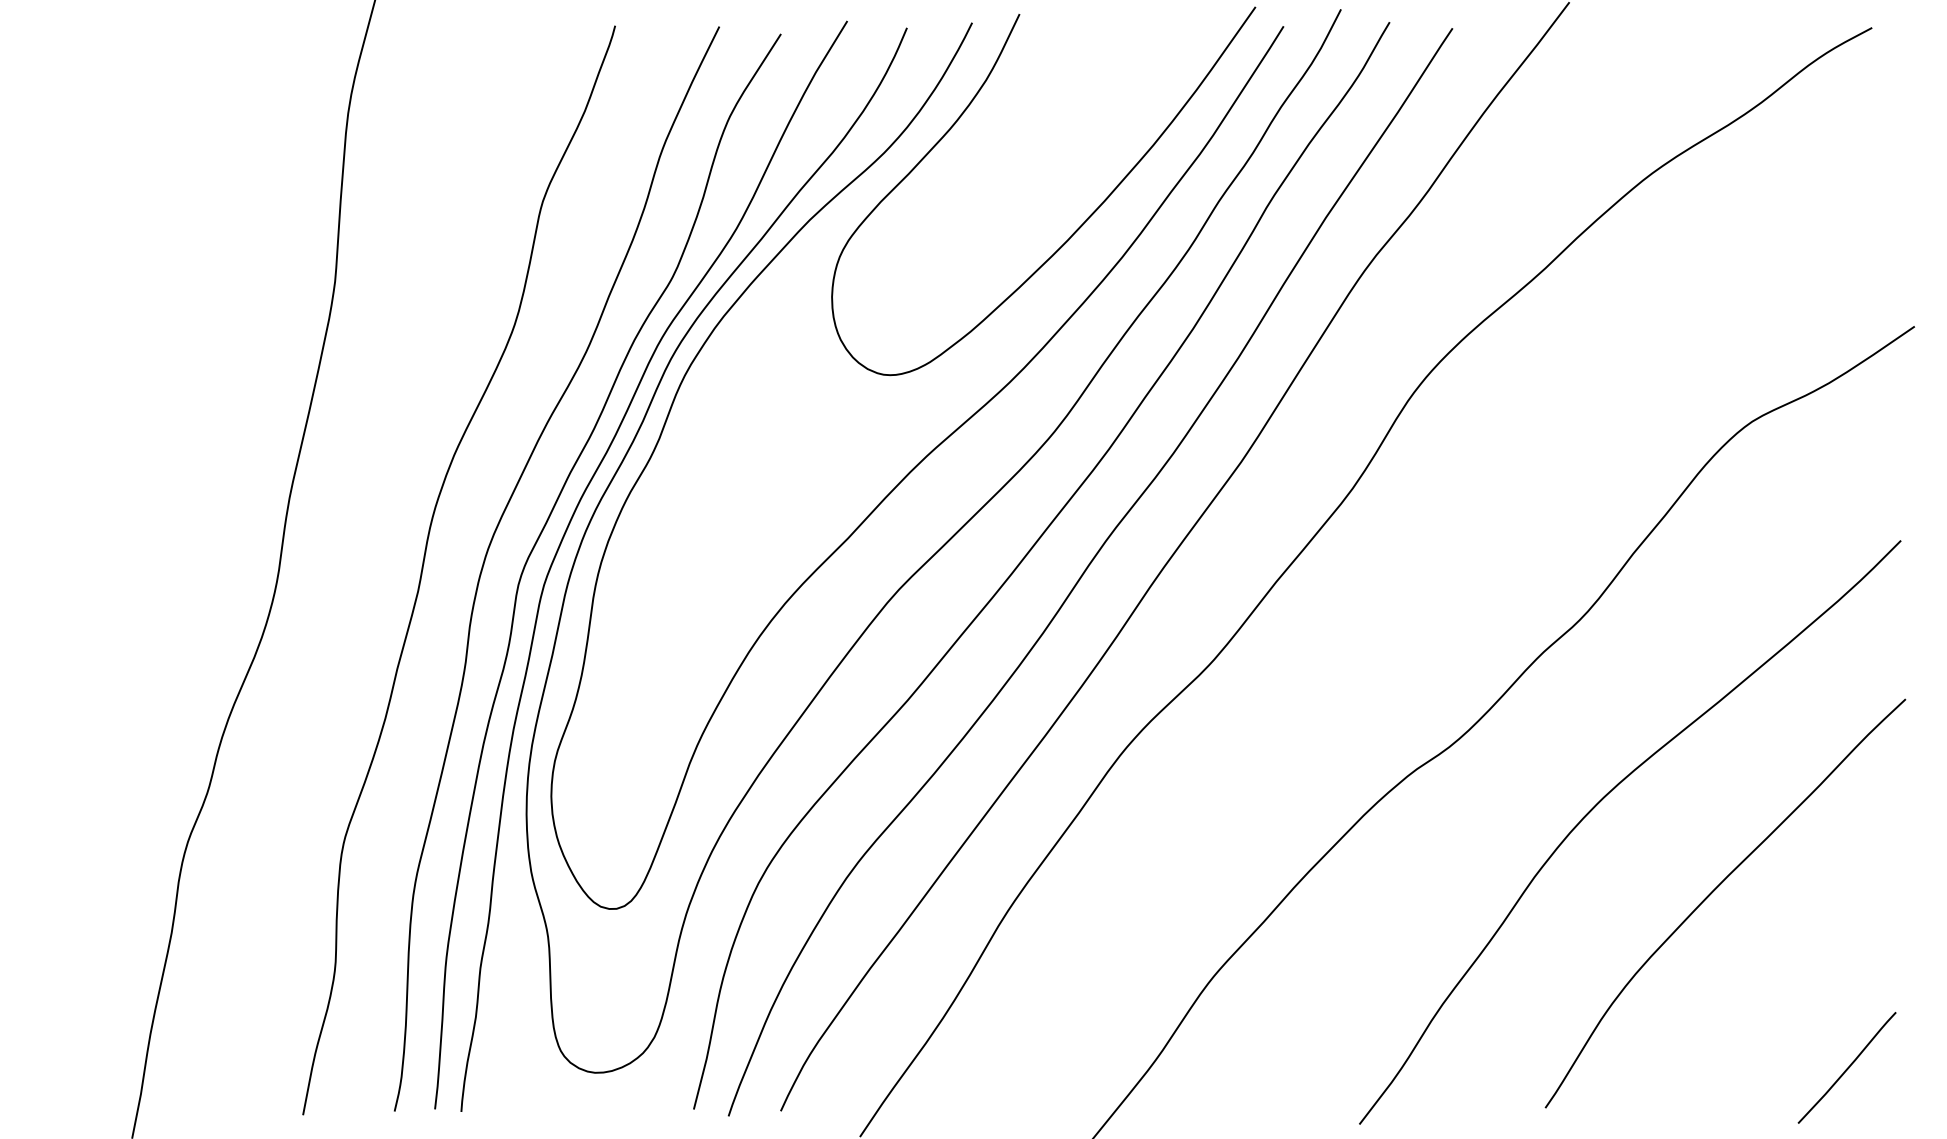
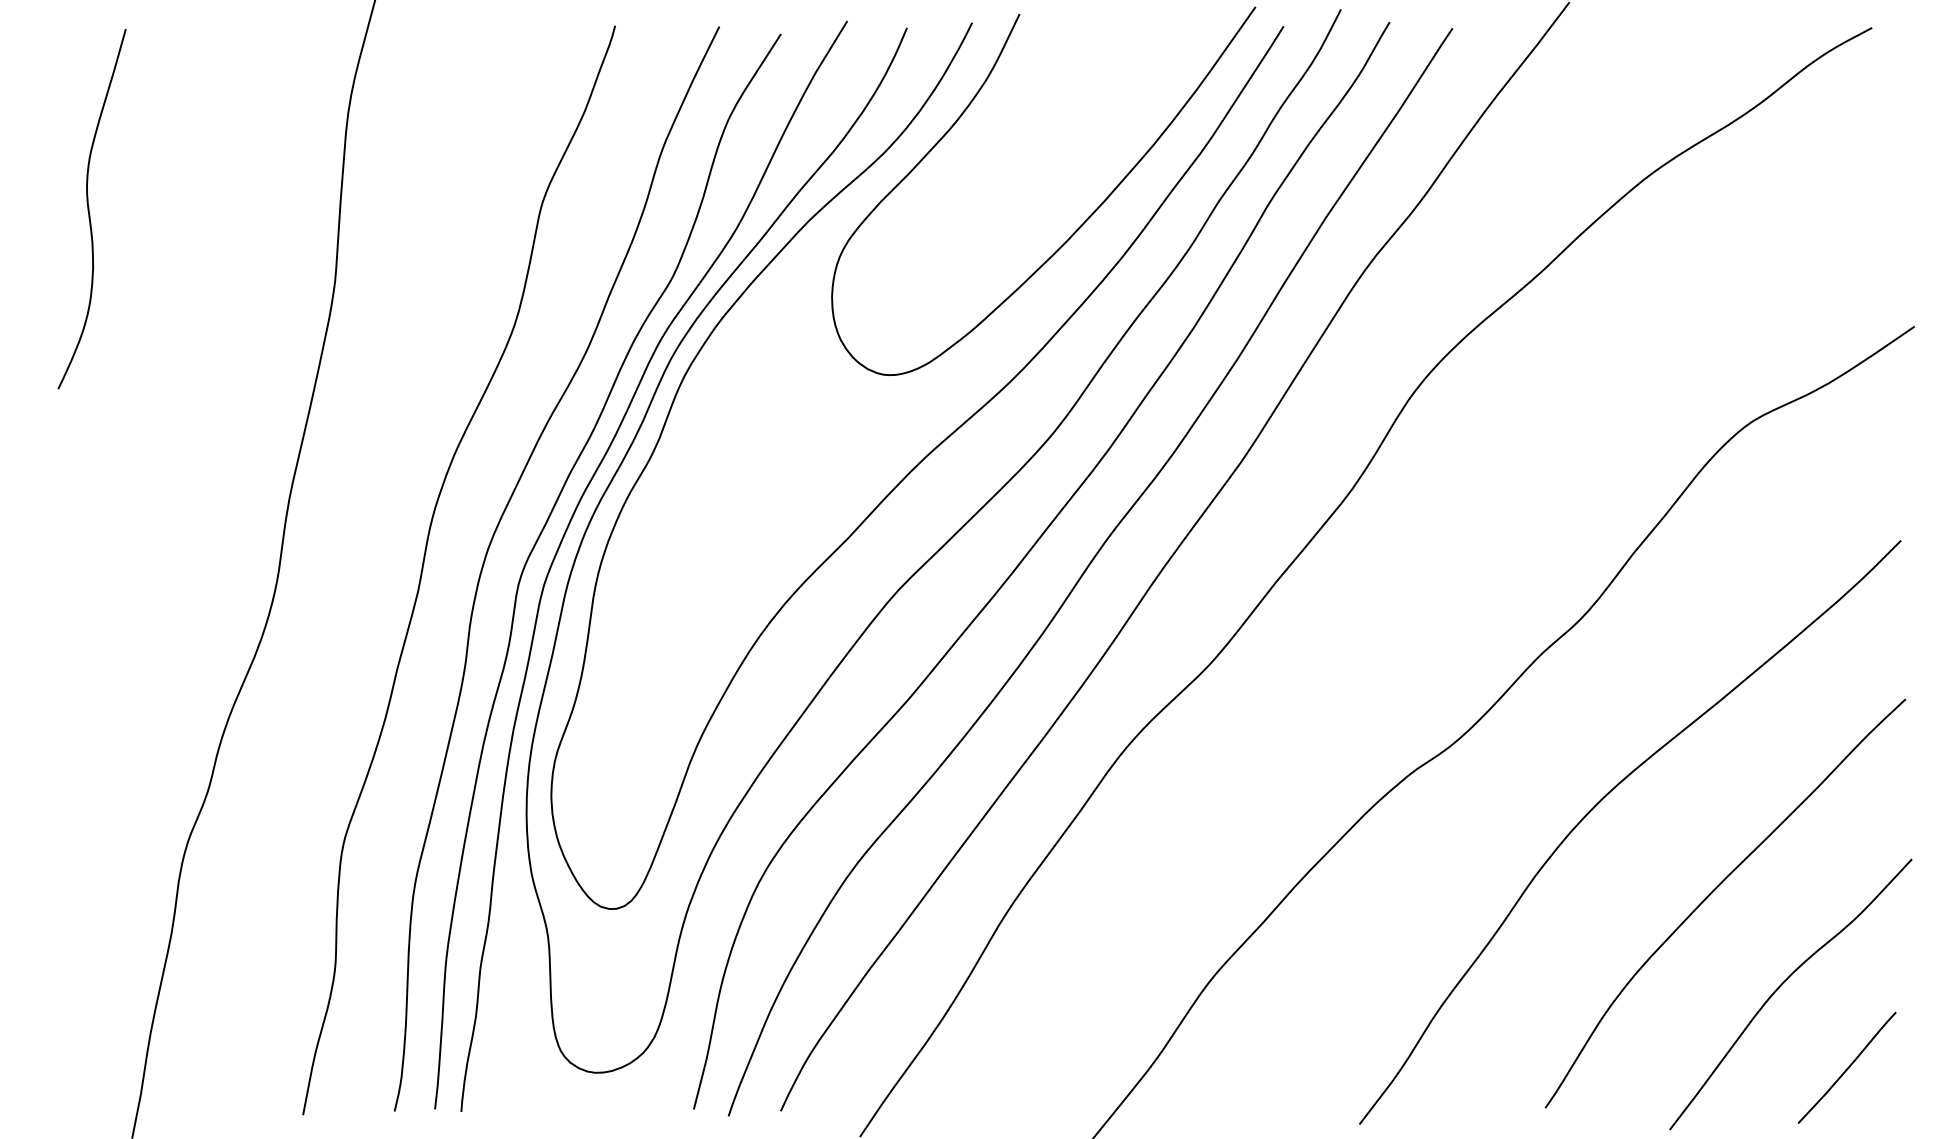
curve: none -> present (89, 209)
curve: none -> present (1782, 985)
